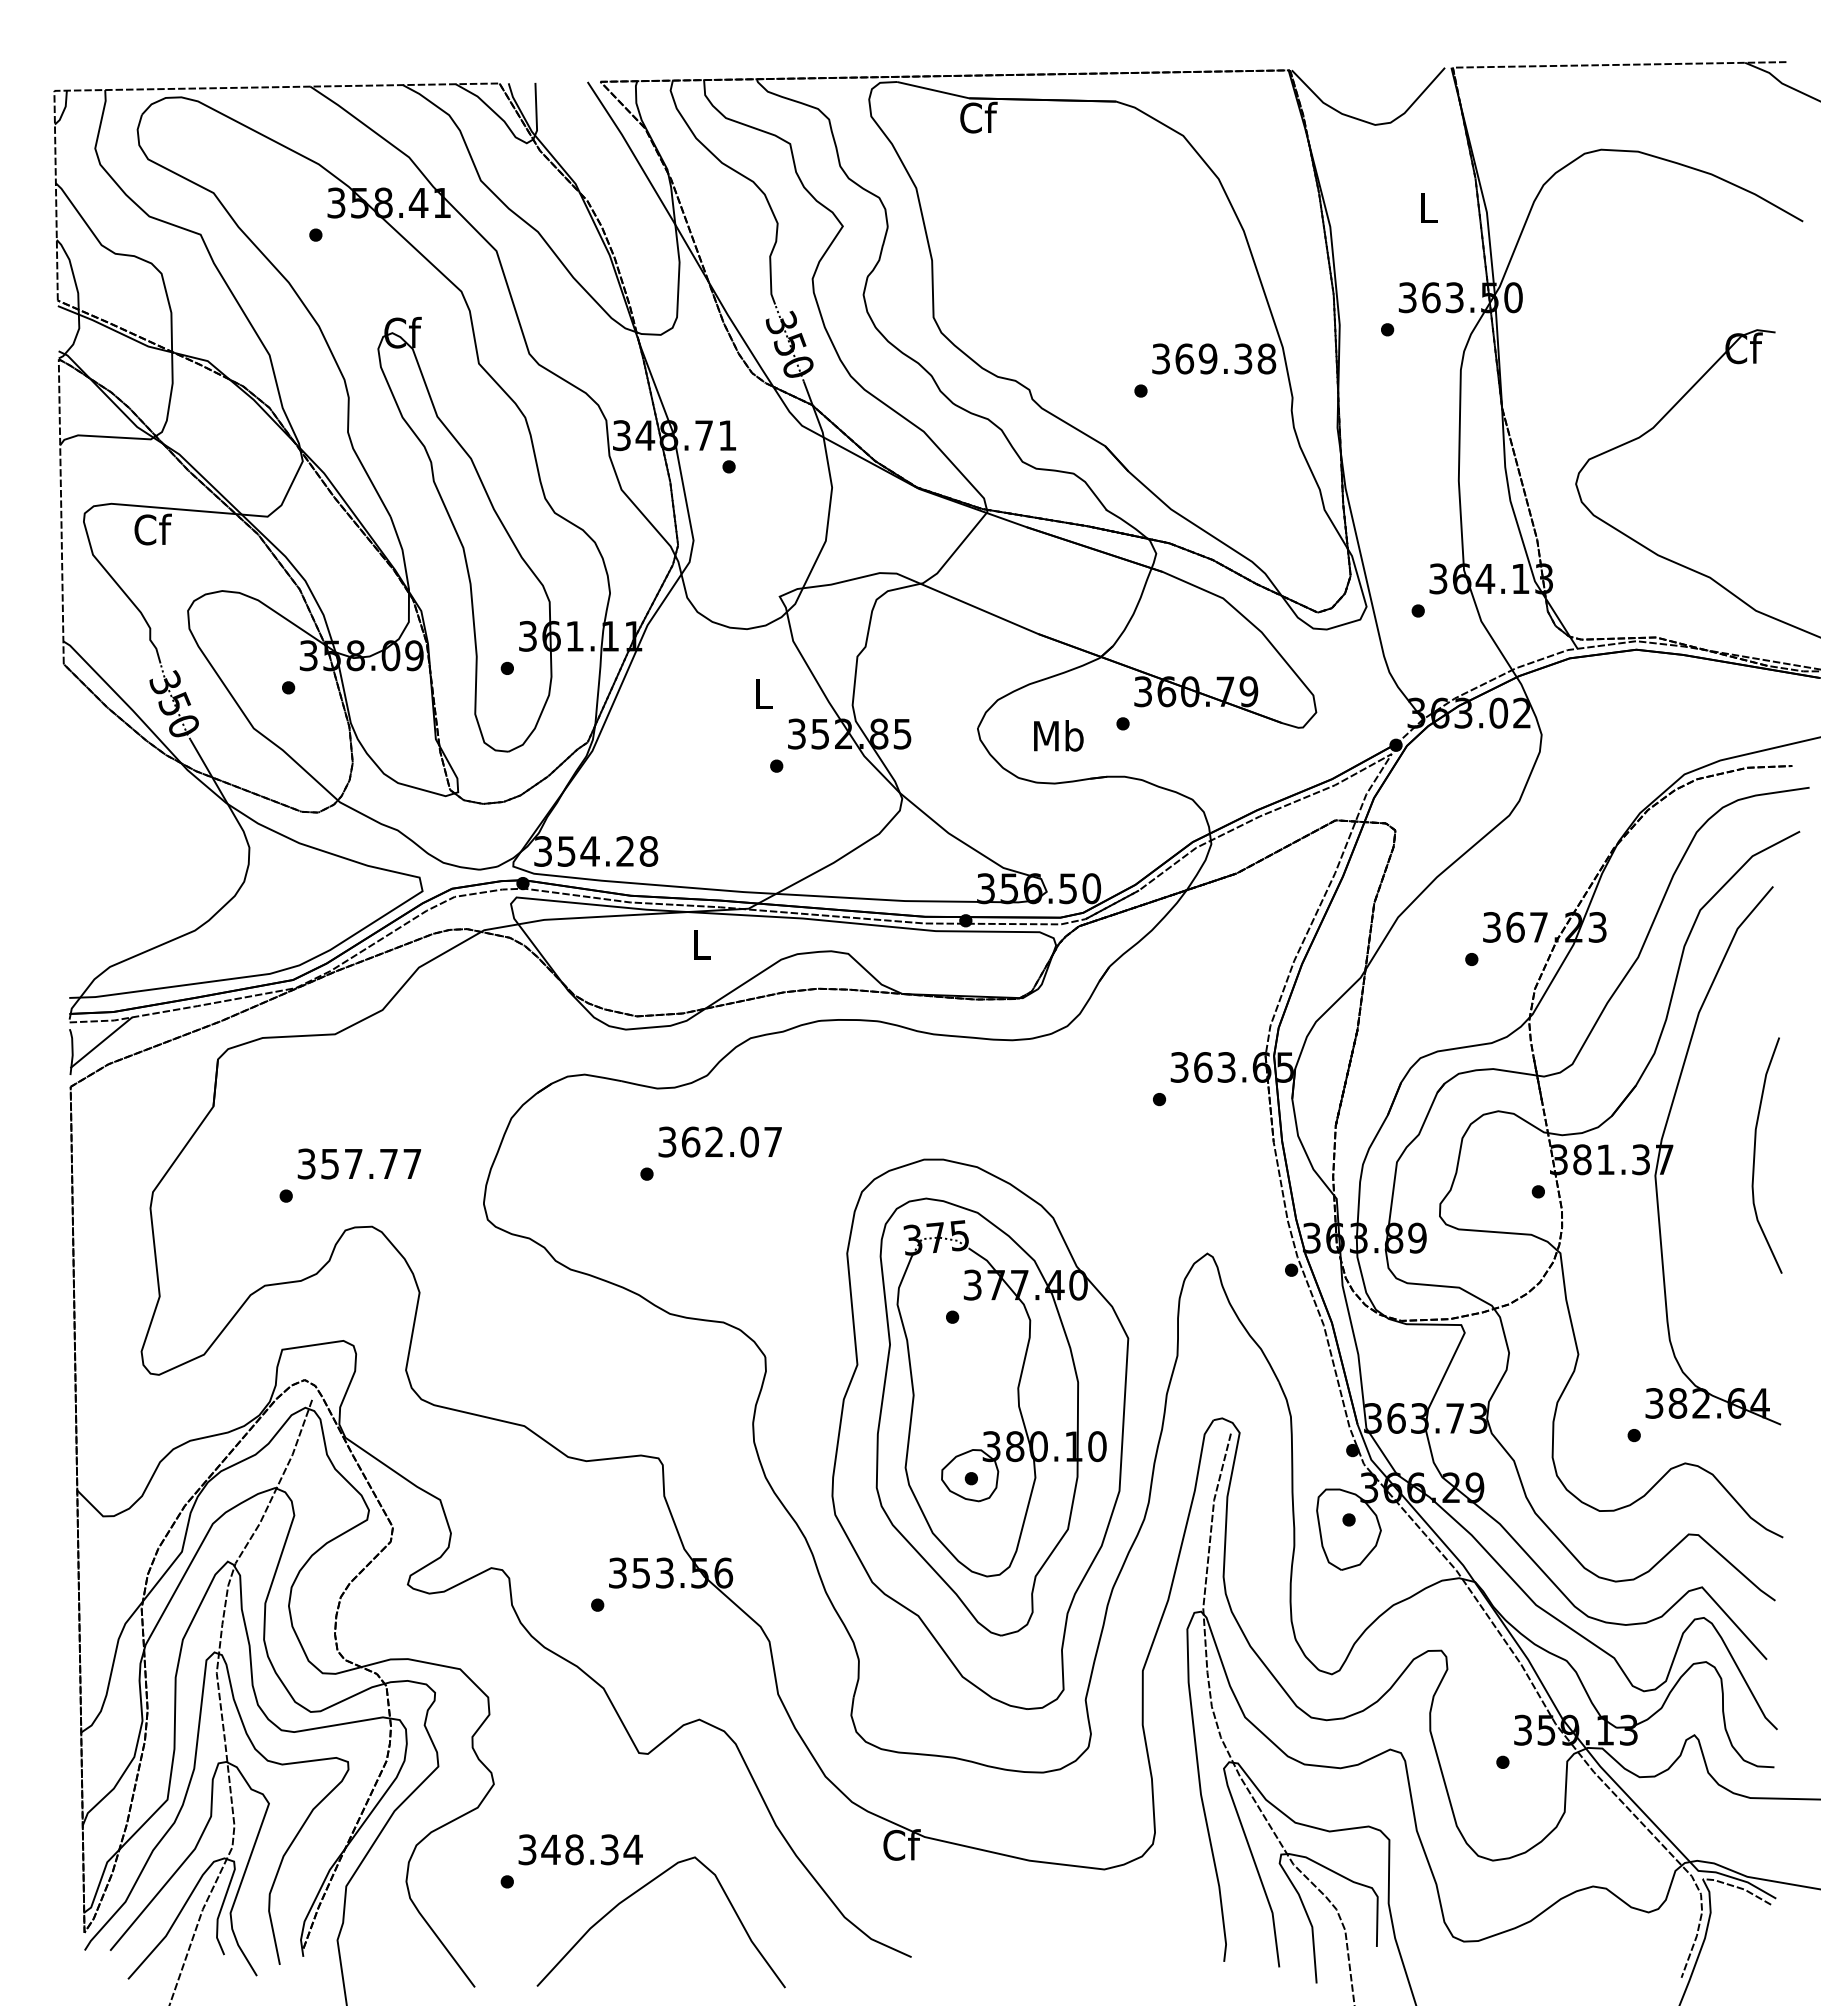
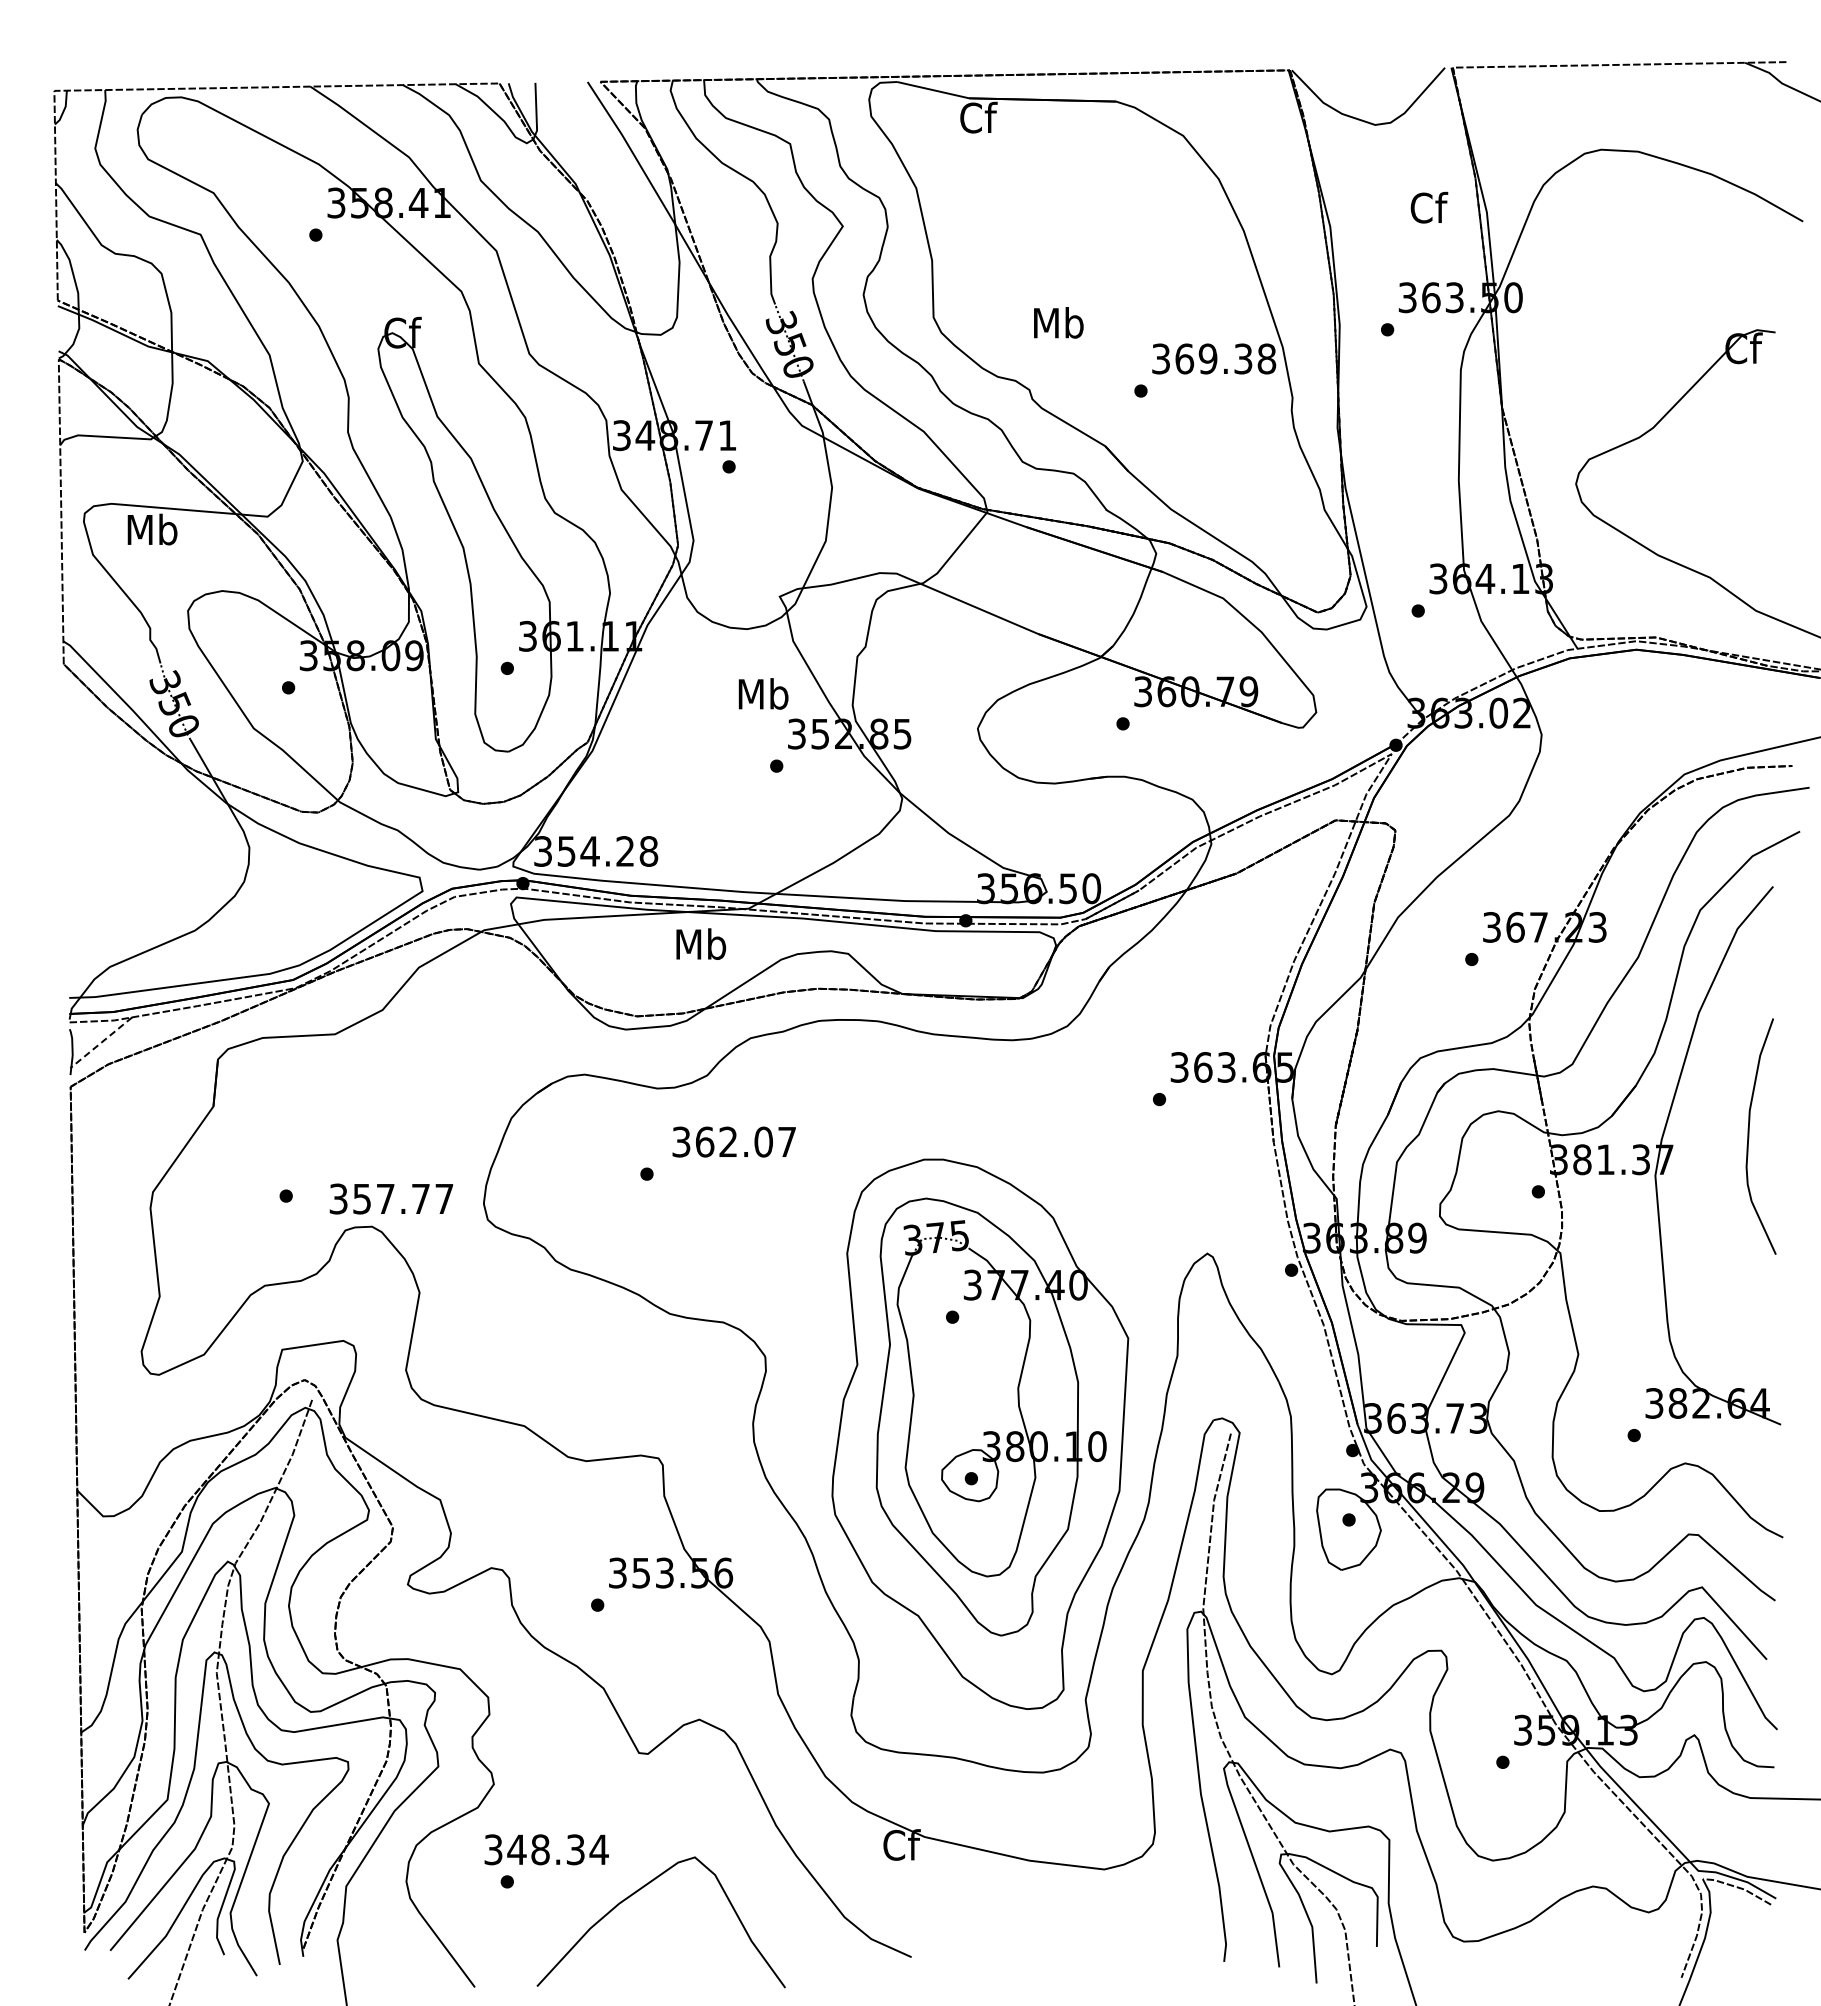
text: L -> Cf (1429, 207)
text: Cf -> Mb (152, 529)
text: L -> Mb (763, 693)
text position: (1058, 735) -> (1058, 322) (1058, 322)
text: L -> Mb (701, 943)
line: solid -> dashed (100, 1043)
text position: (719, 1141) -> (733, 1141) (733, 1141)
curve position: (1755, 1155) -> (1749, 1136) (1749, 1136)
text position: (359, 1163) -> (391, 1198) (391, 1198)
text position: (580, 1849) -> (546, 1849) (546, 1849)
